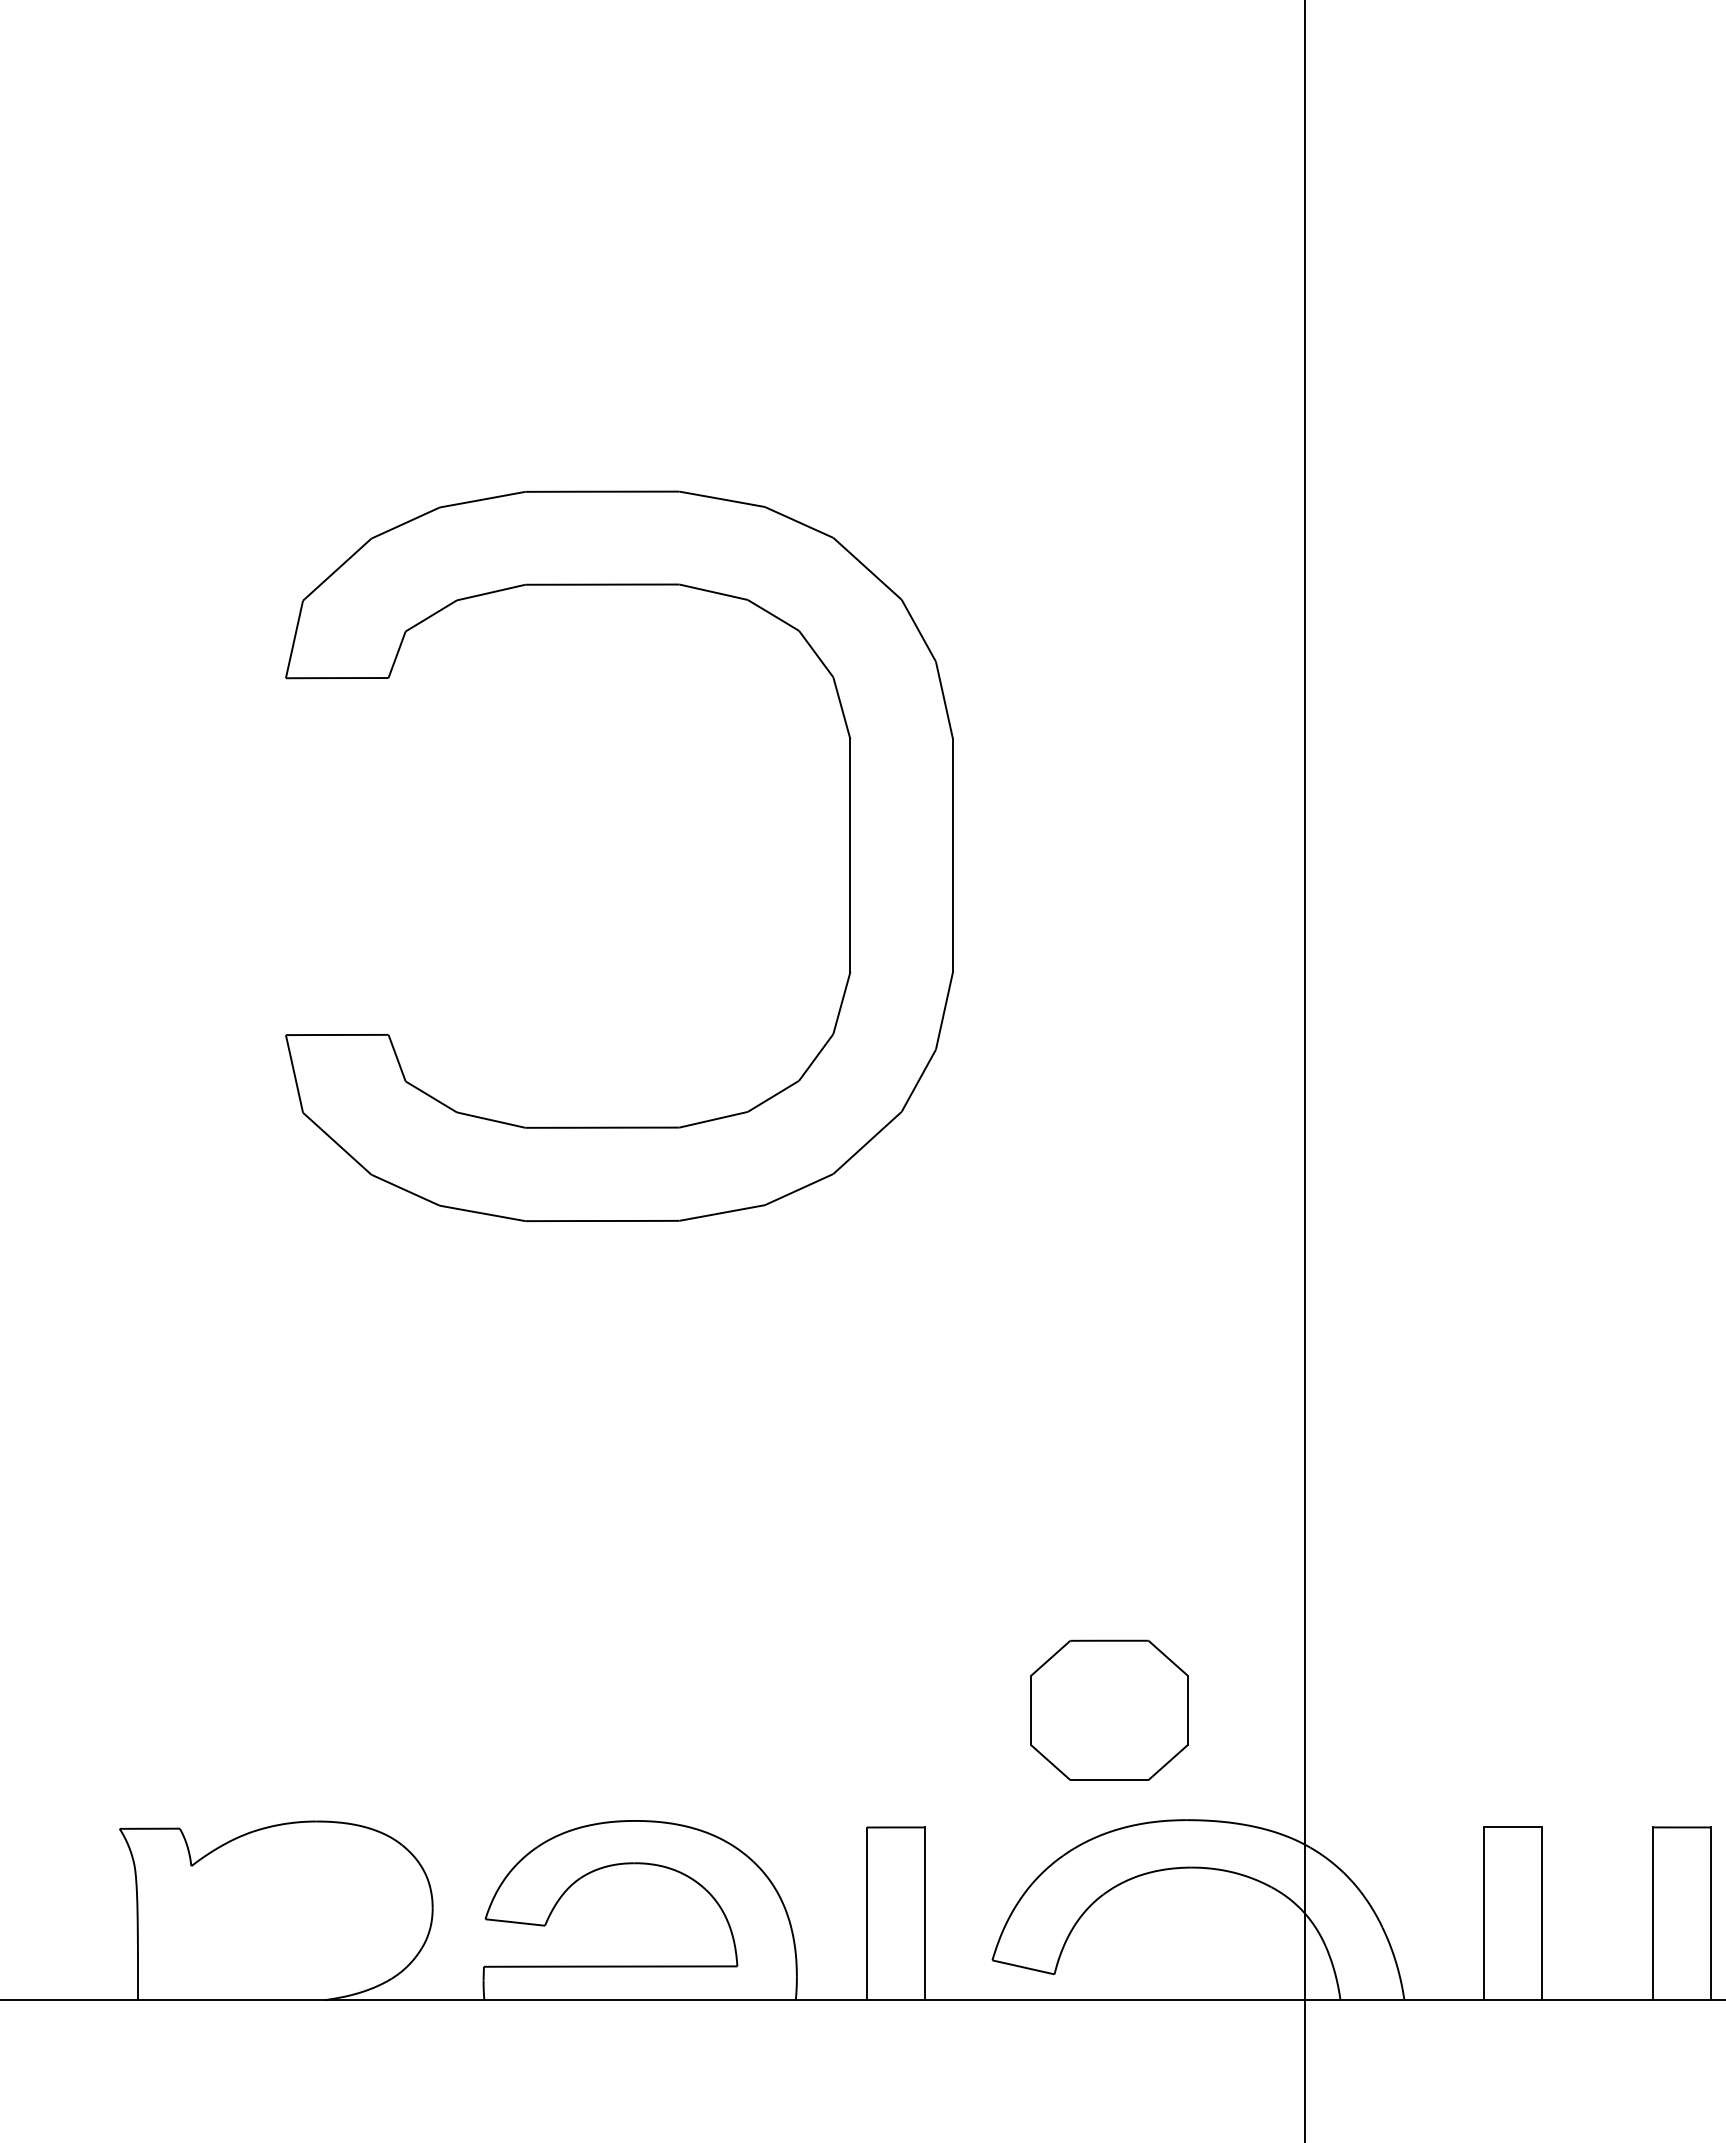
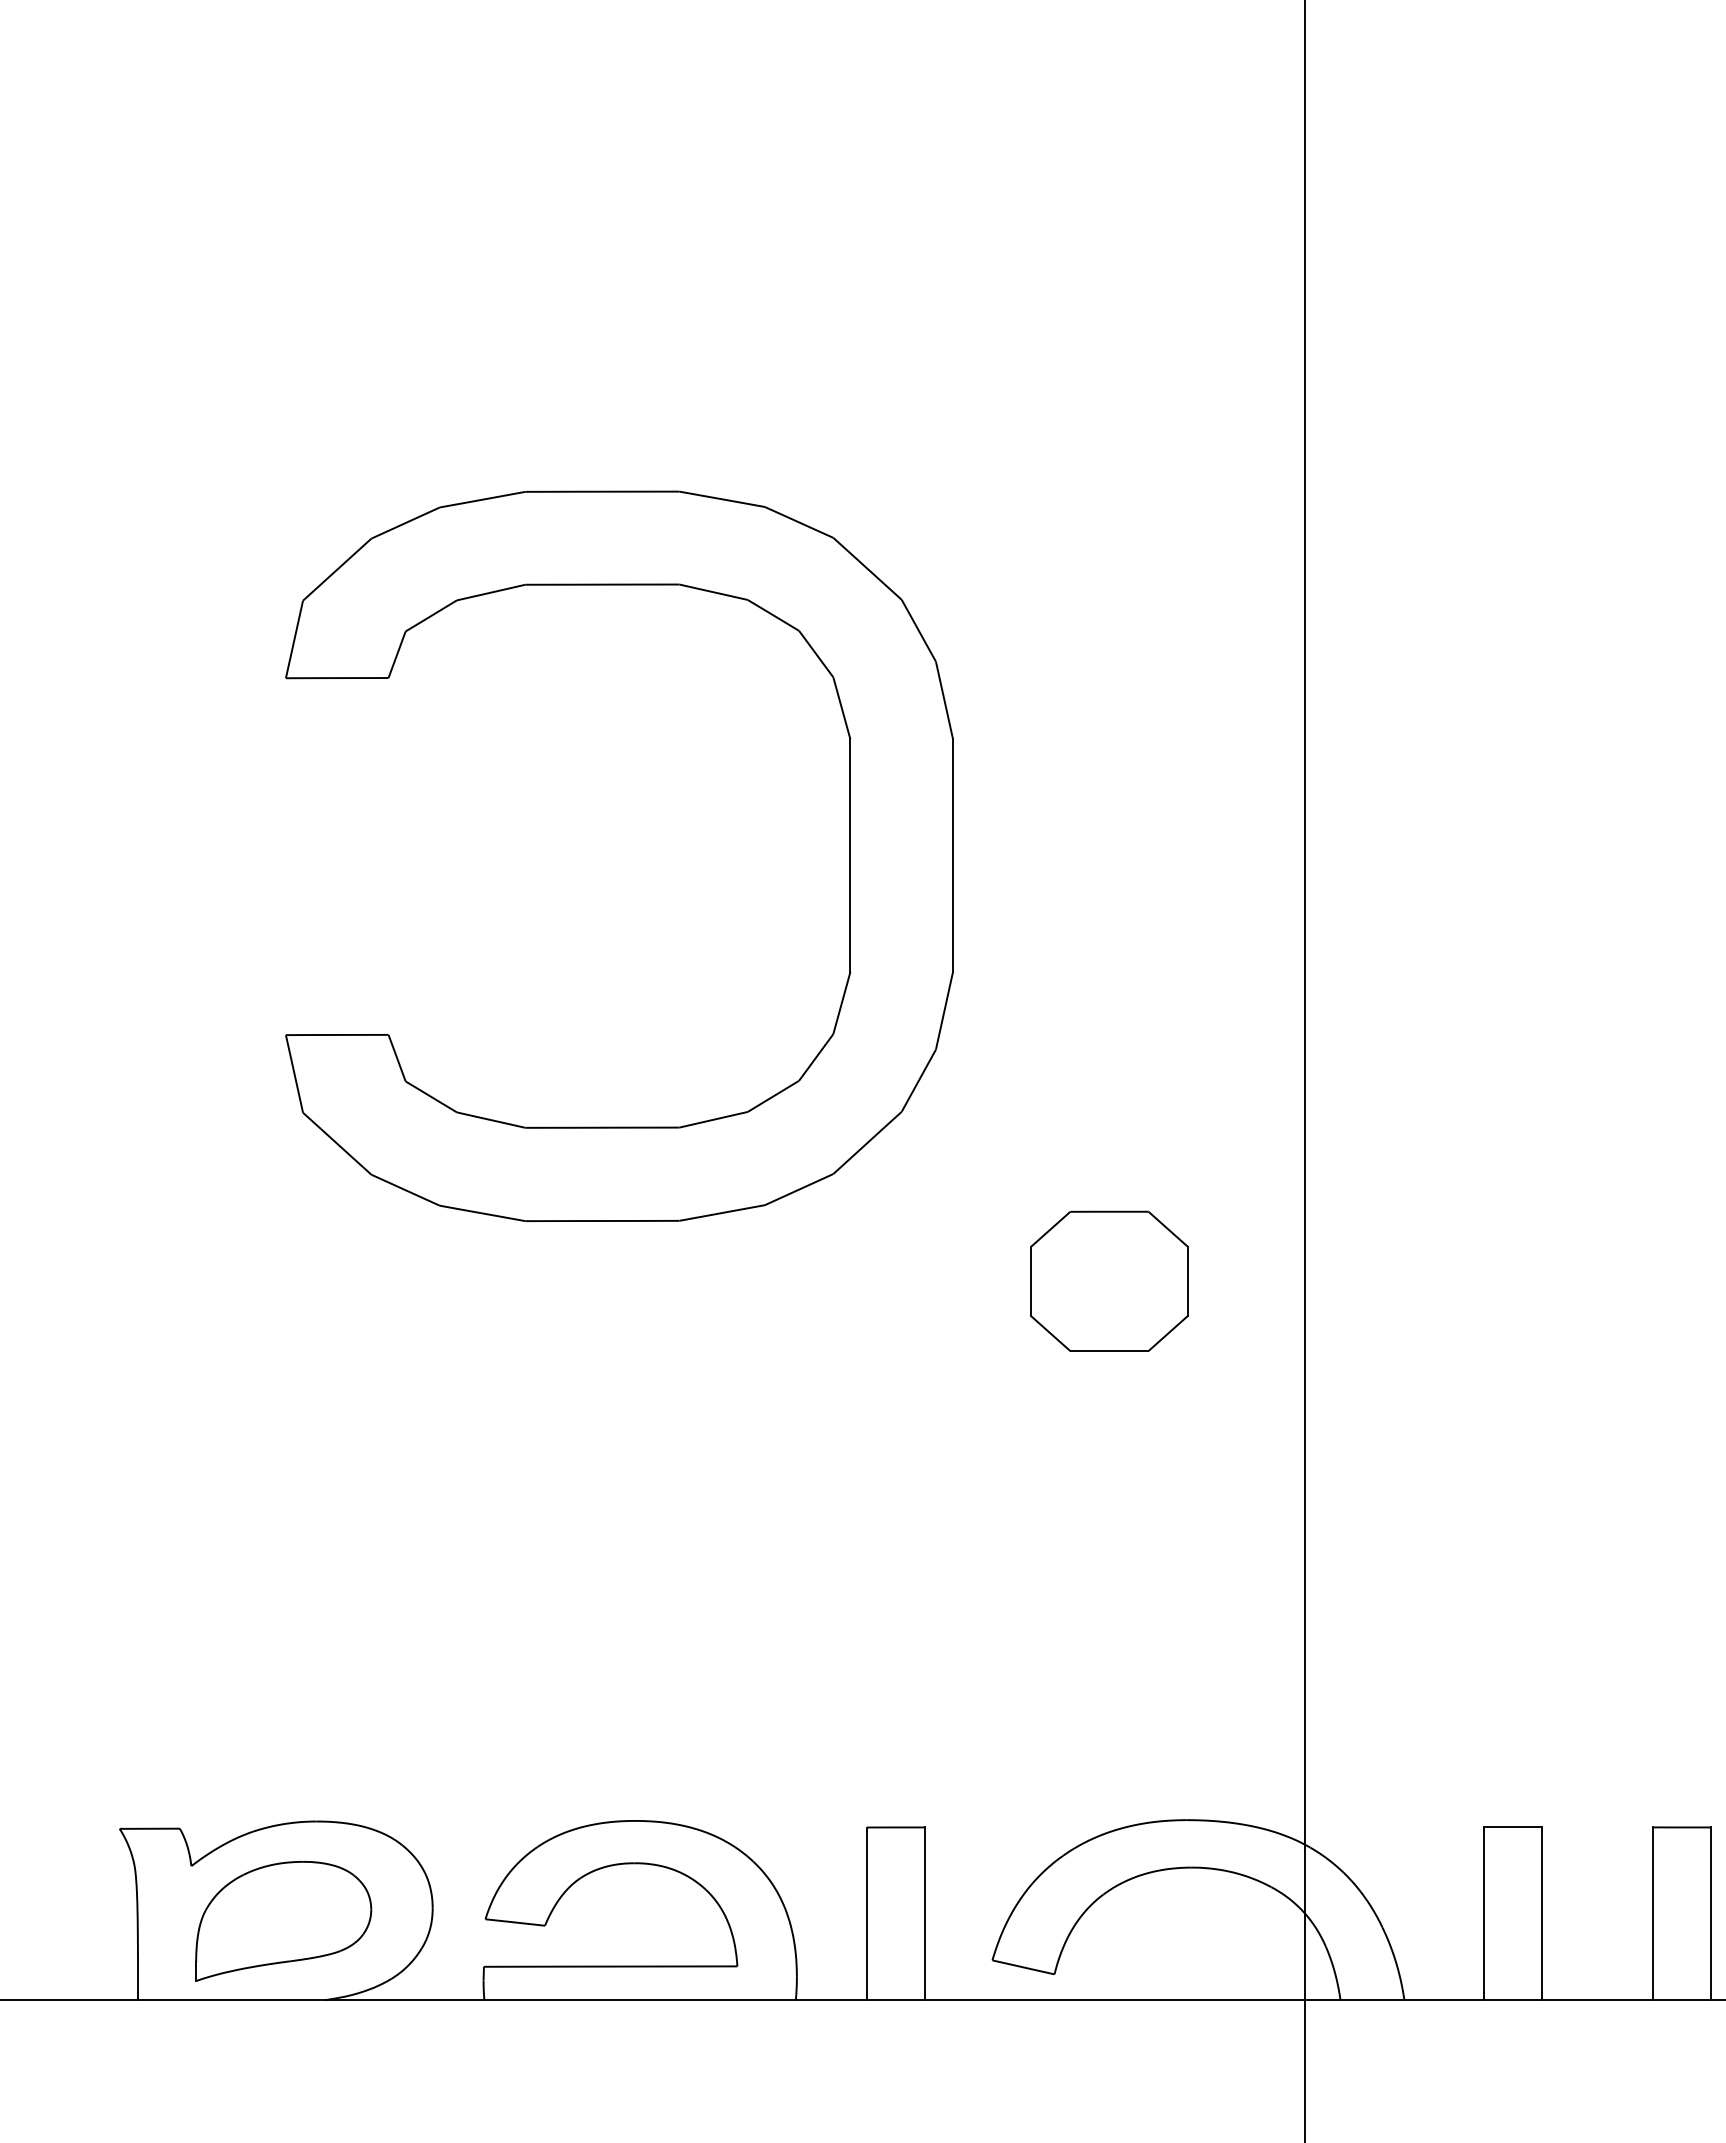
part position: (1109, 1709) -> (1109, 1280) (1109, 1280)
part: none -> present (283, 1921)
